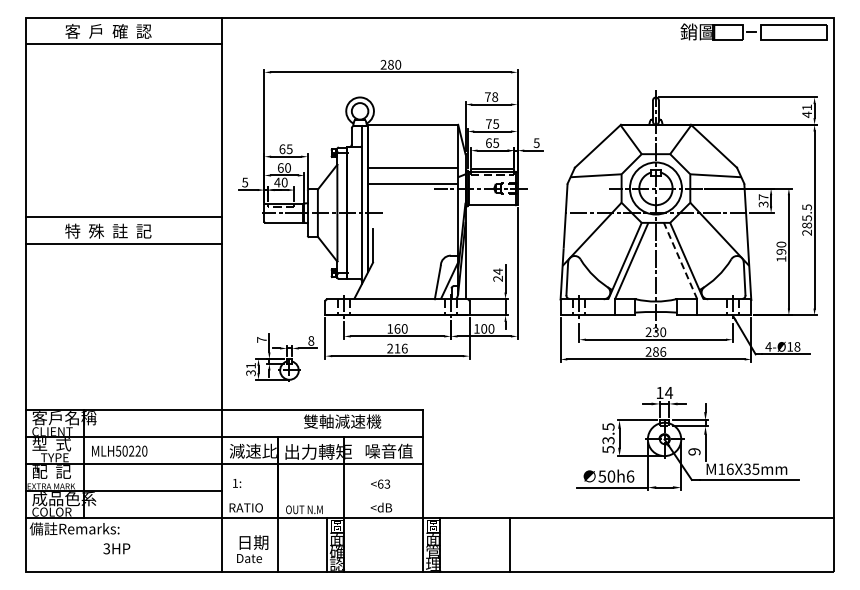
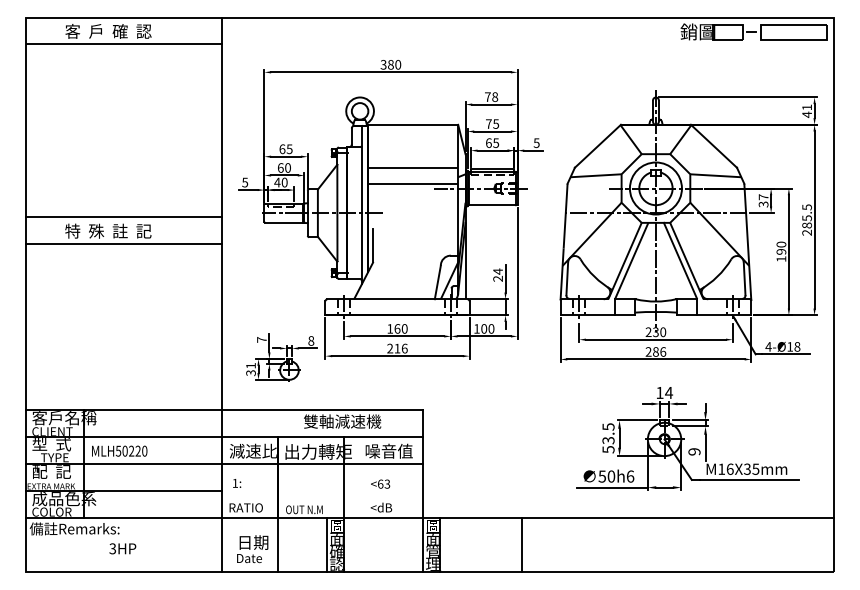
text: 280 -> 380 (383, 64)
line: dashed -> solid (680, 260)
line position: (510, 545) -> (522, 545) (522, 545)
text position: (116, 548) -> (122, 548) (122, 548)
